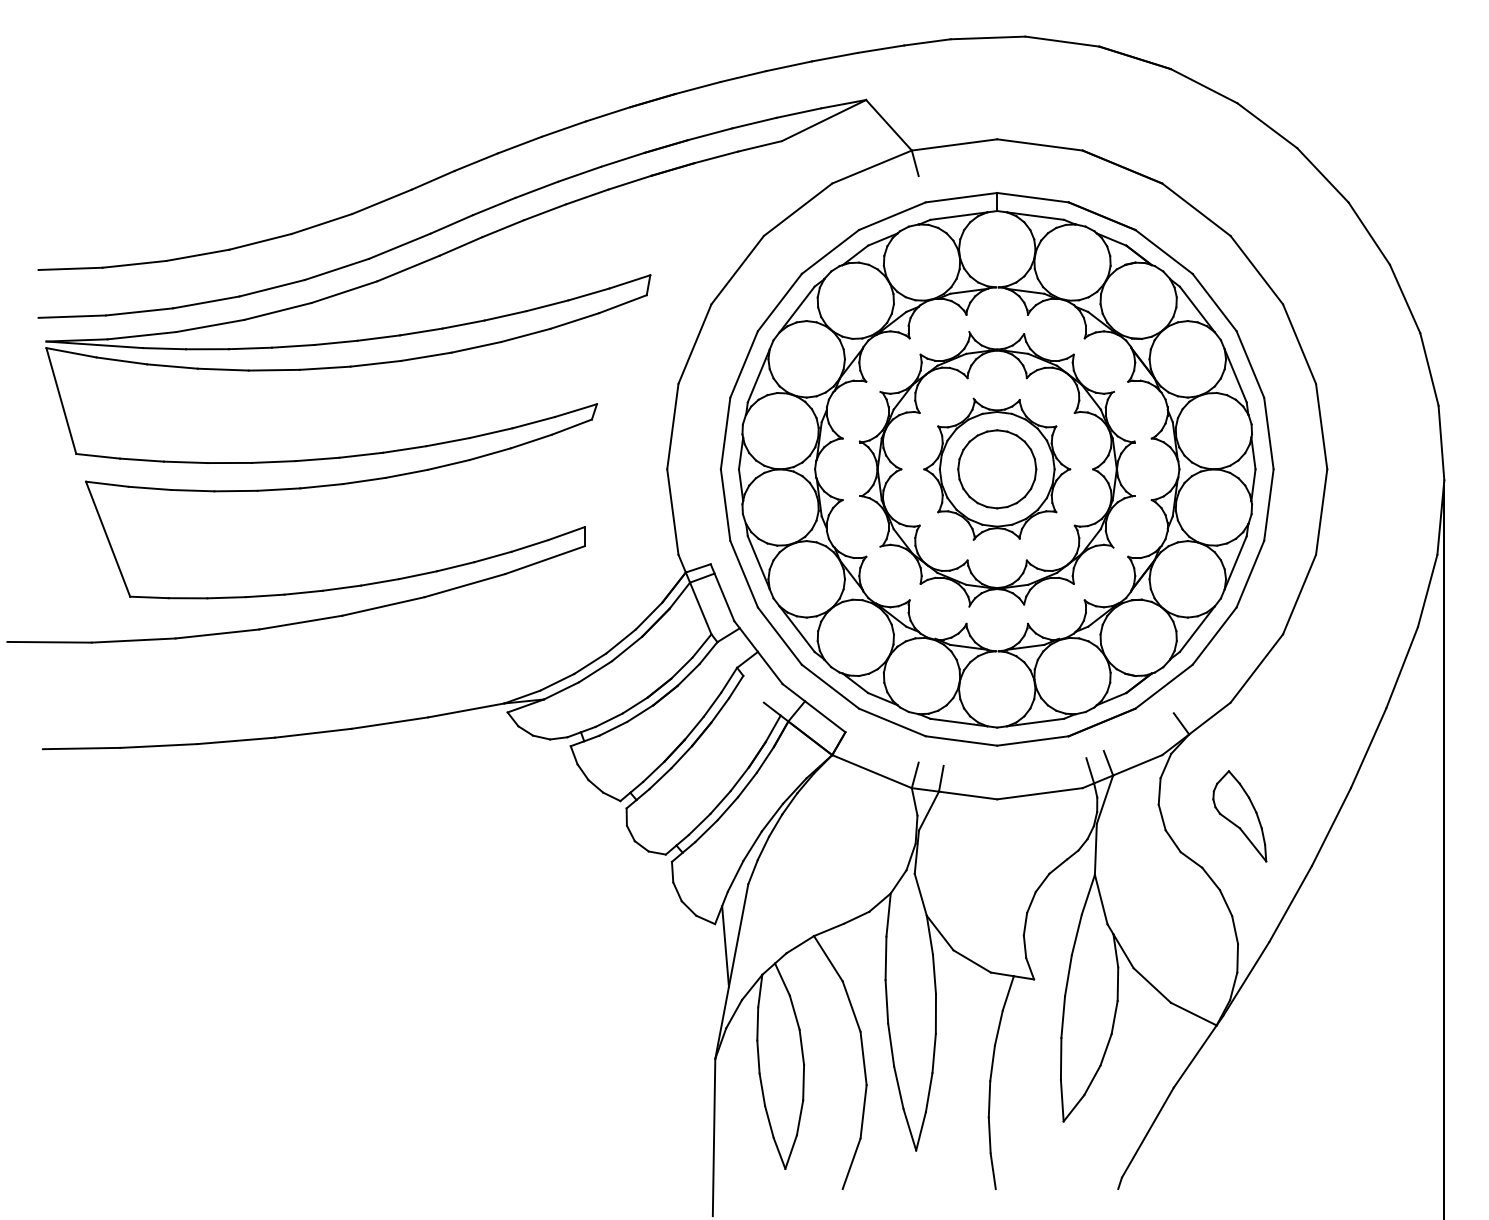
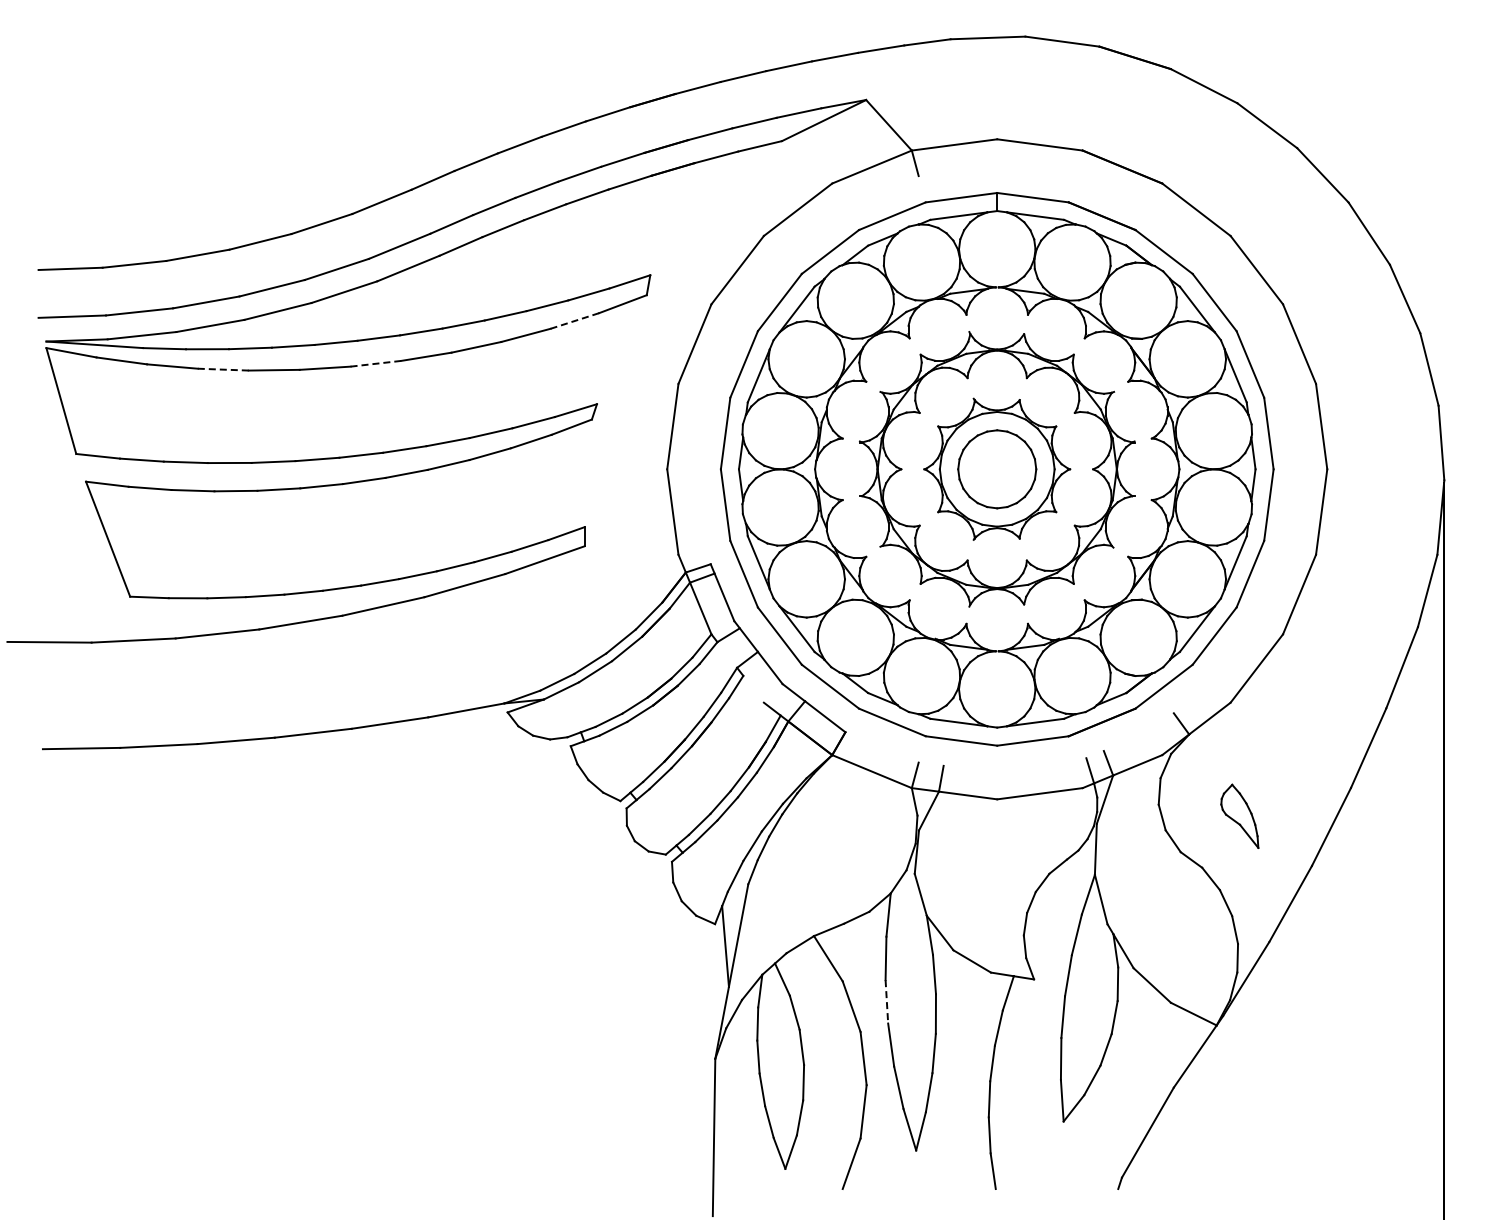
line: solid -> dashed (574, 321)
line: solid -> dashed (376, 363)
line: solid -> dashed (223, 369)
part size: 56x93 px -> 40x66 px (1239, 815)
line: solid -> dashed (886, 1001)
